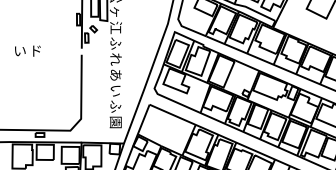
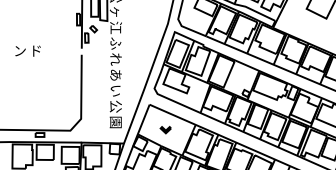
text: い -> ン (20, 51)
text: ふ -> 公 (115, 106)
part: none -> present (165, 130)
